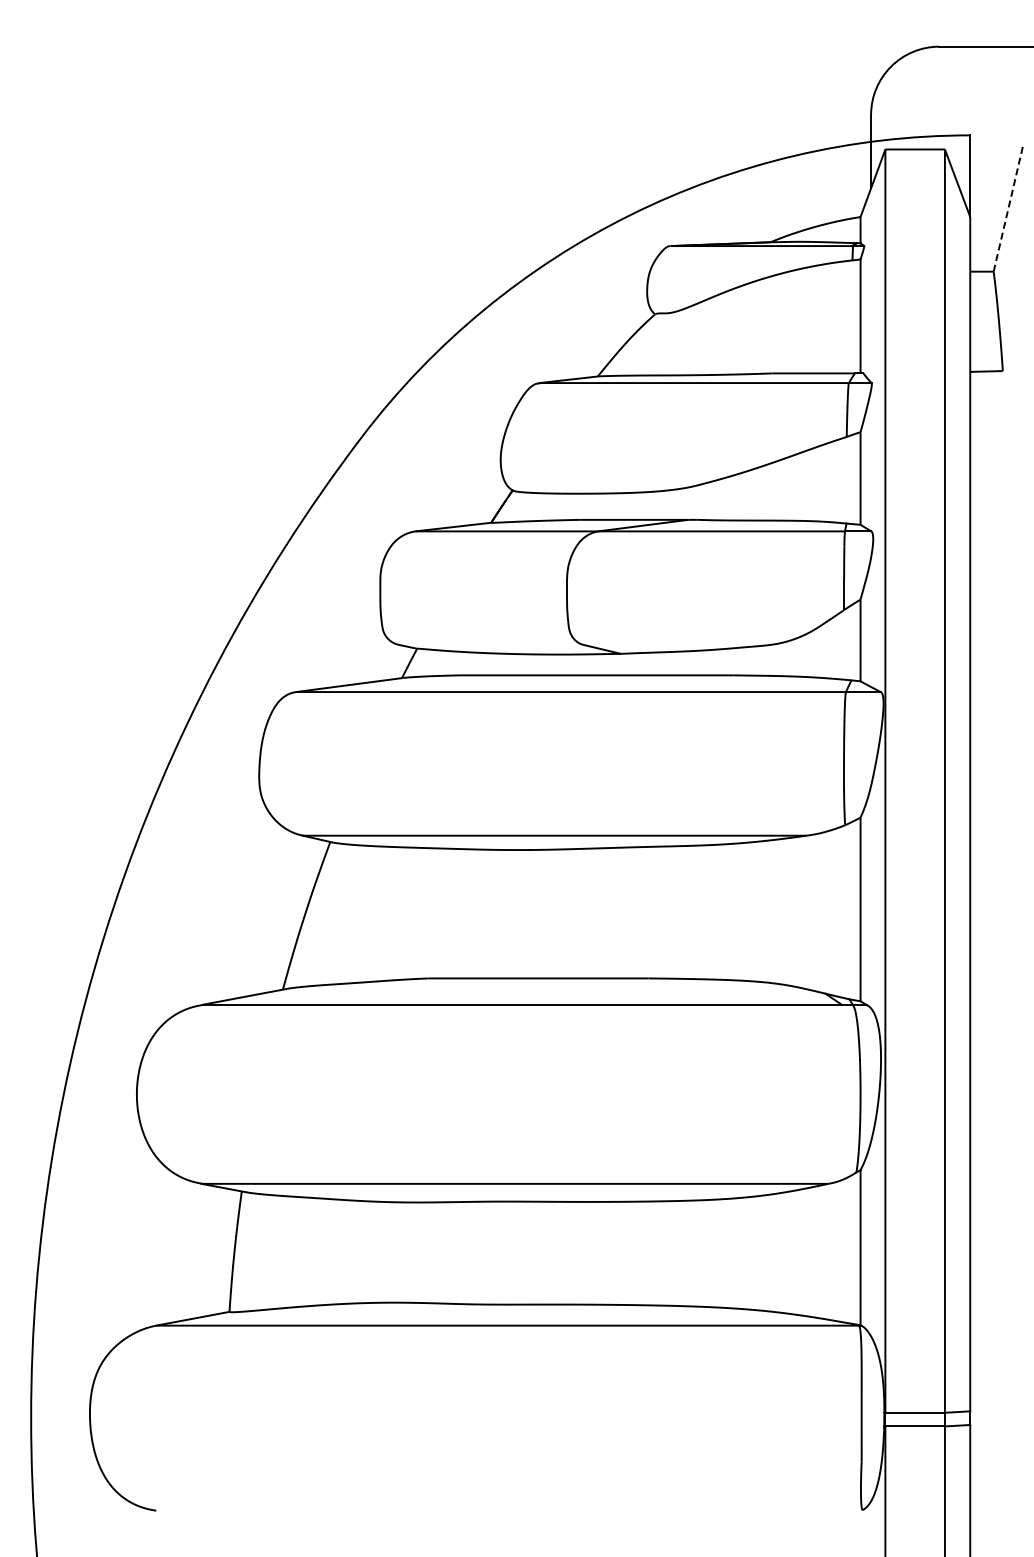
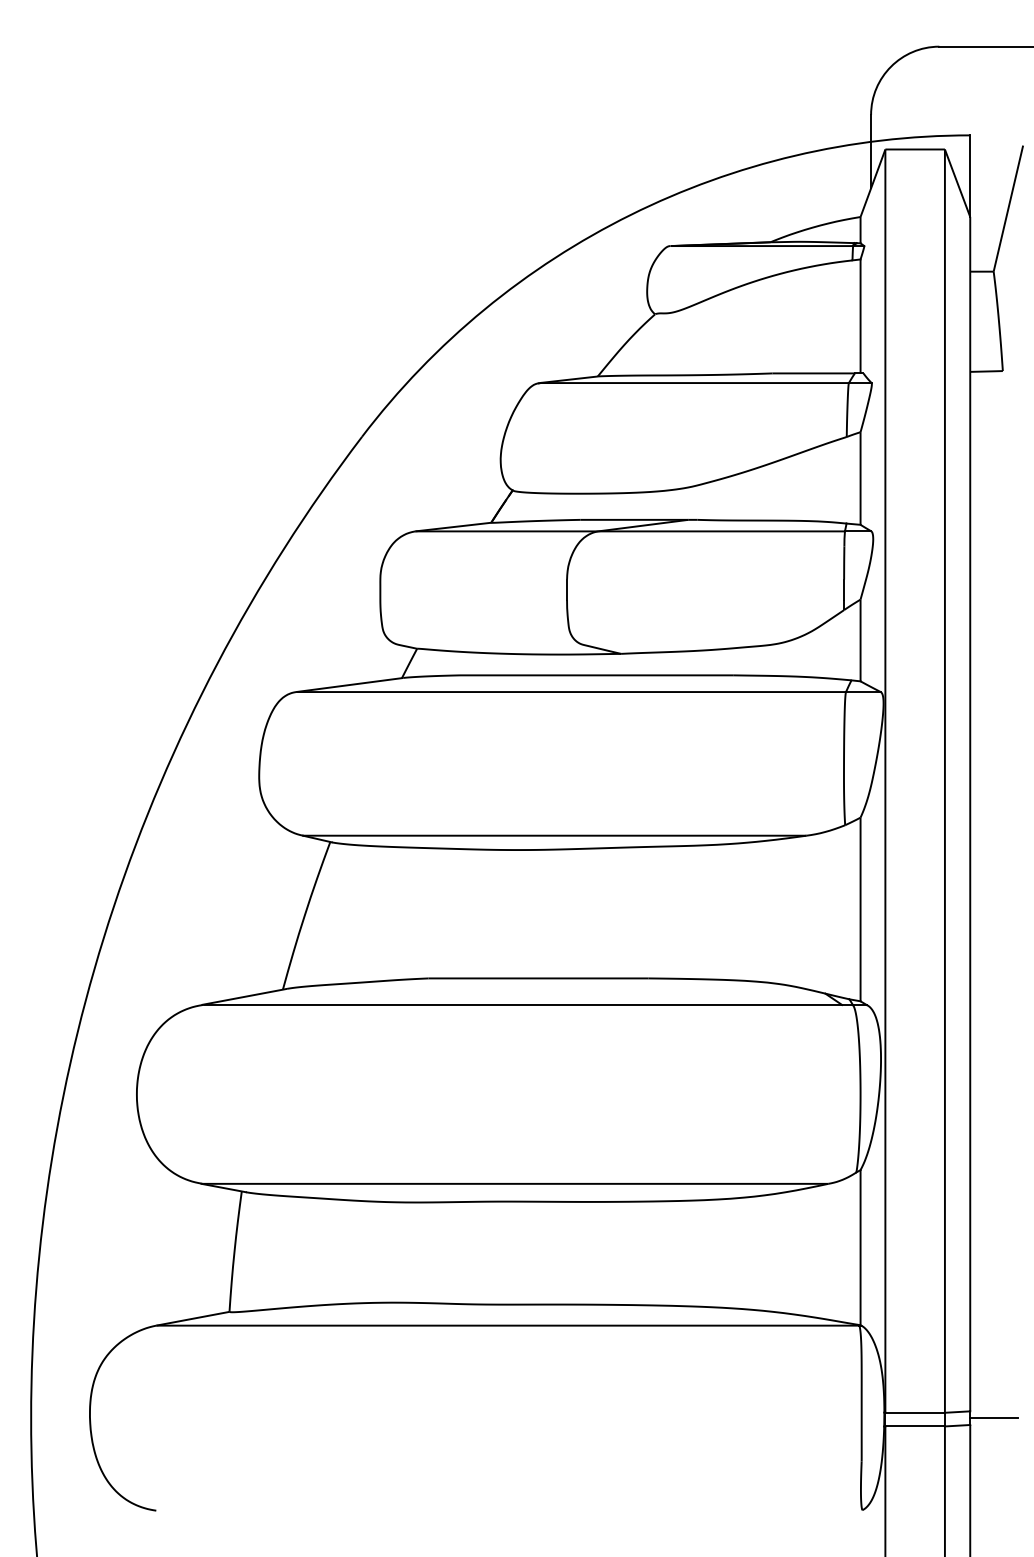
line: dashed -> solid (1008, 208)
line: none -> present (994, 1418)
